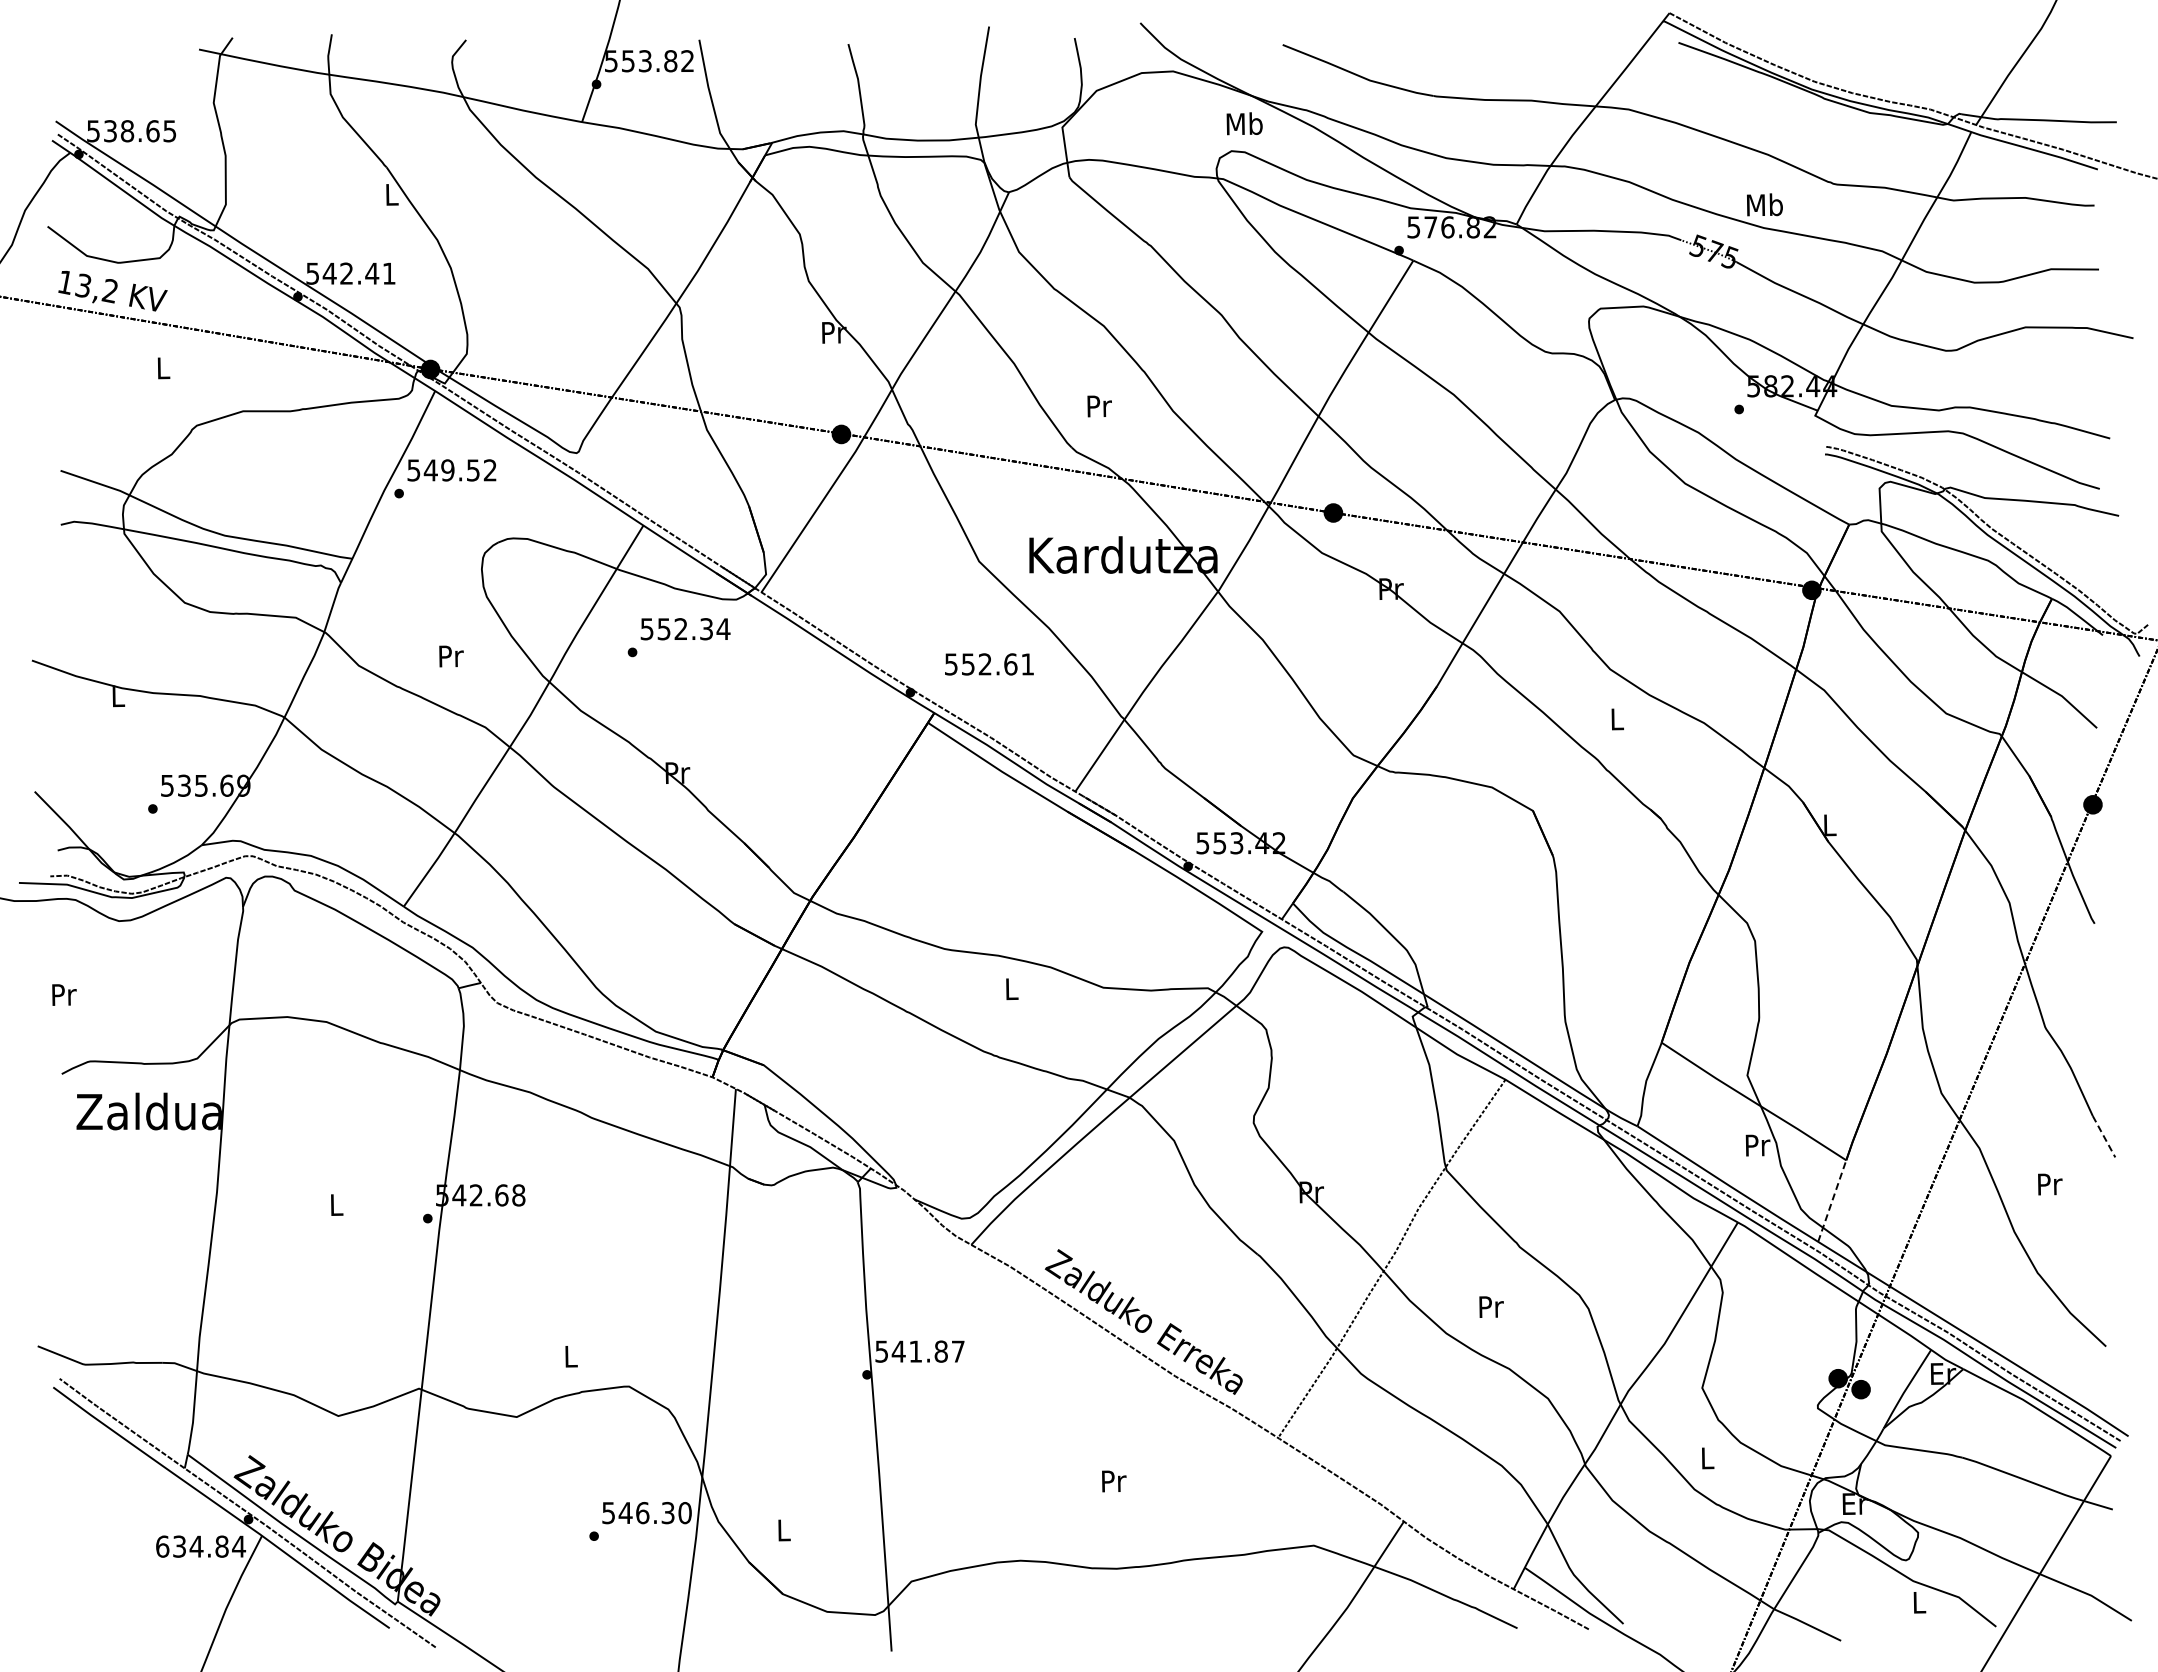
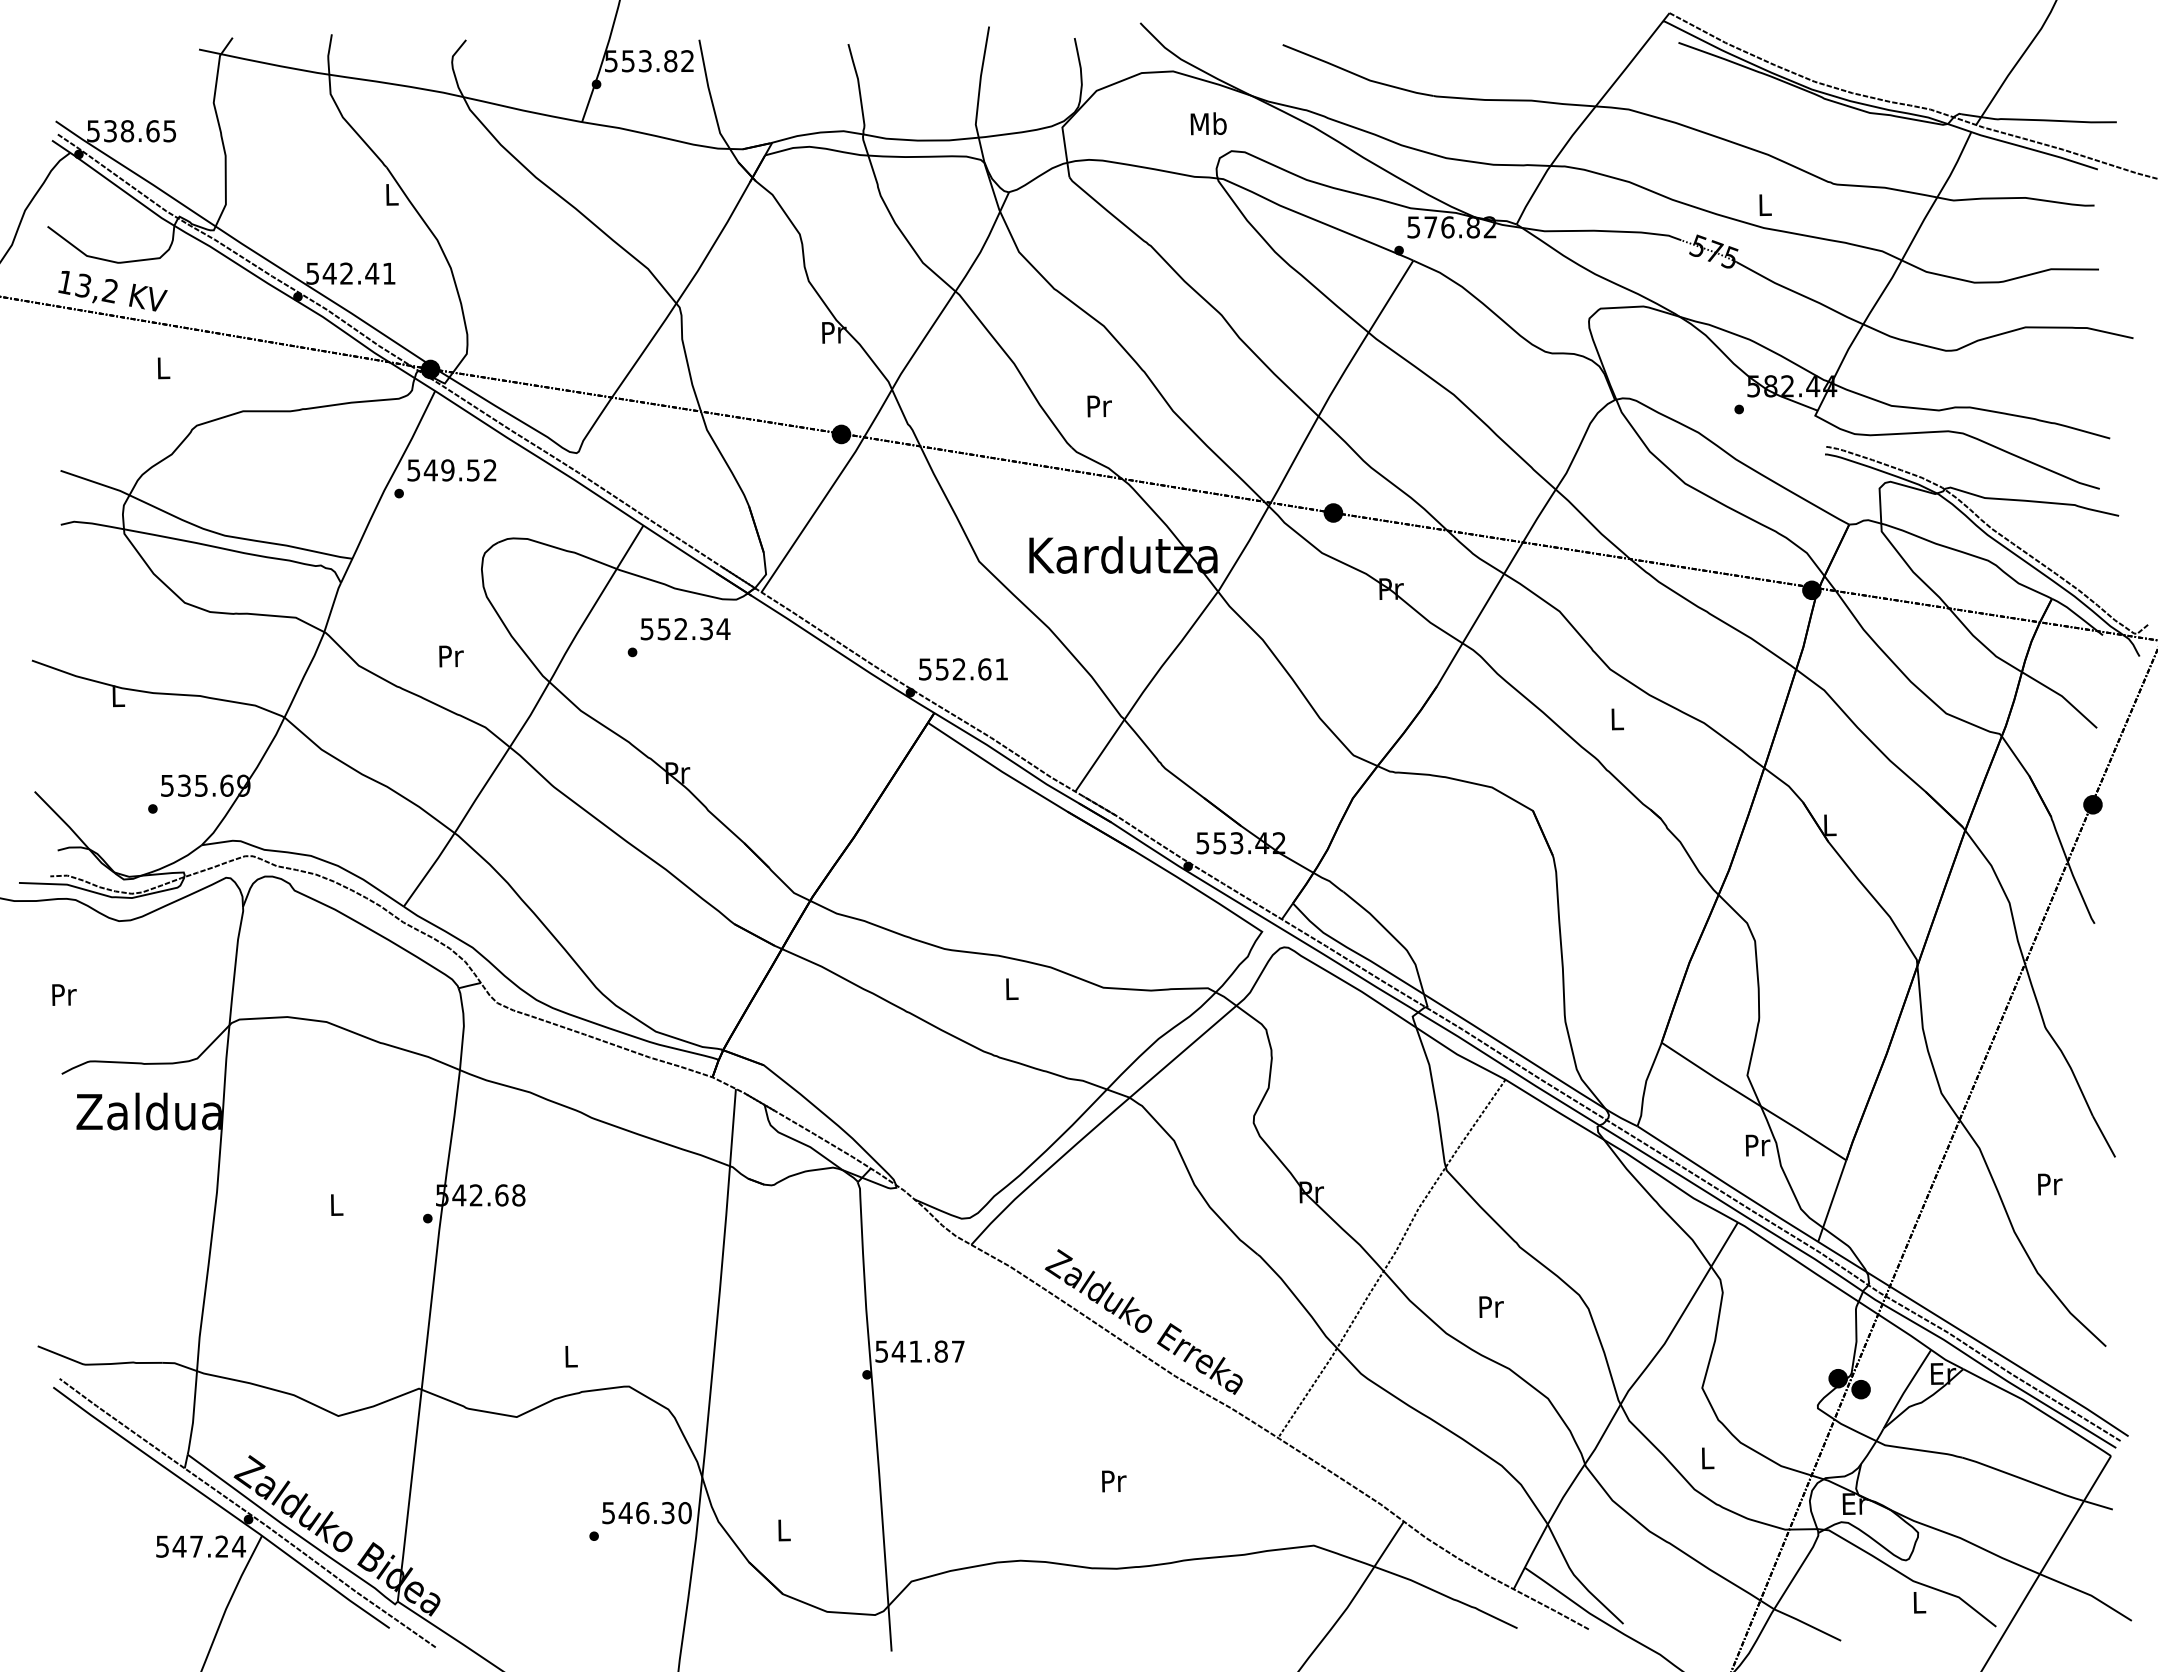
text position: (1244, 123) -> (1208, 123) (1208, 123)
text: Mb -> L (1764, 204)
text position: (989, 664) -> (963, 669) (963, 669)
line: dashed -> solid (2104, 1136)
line: dashed -> solid (1832, 1200)
text: 634.84 -> 547.24 (192, 1546)
